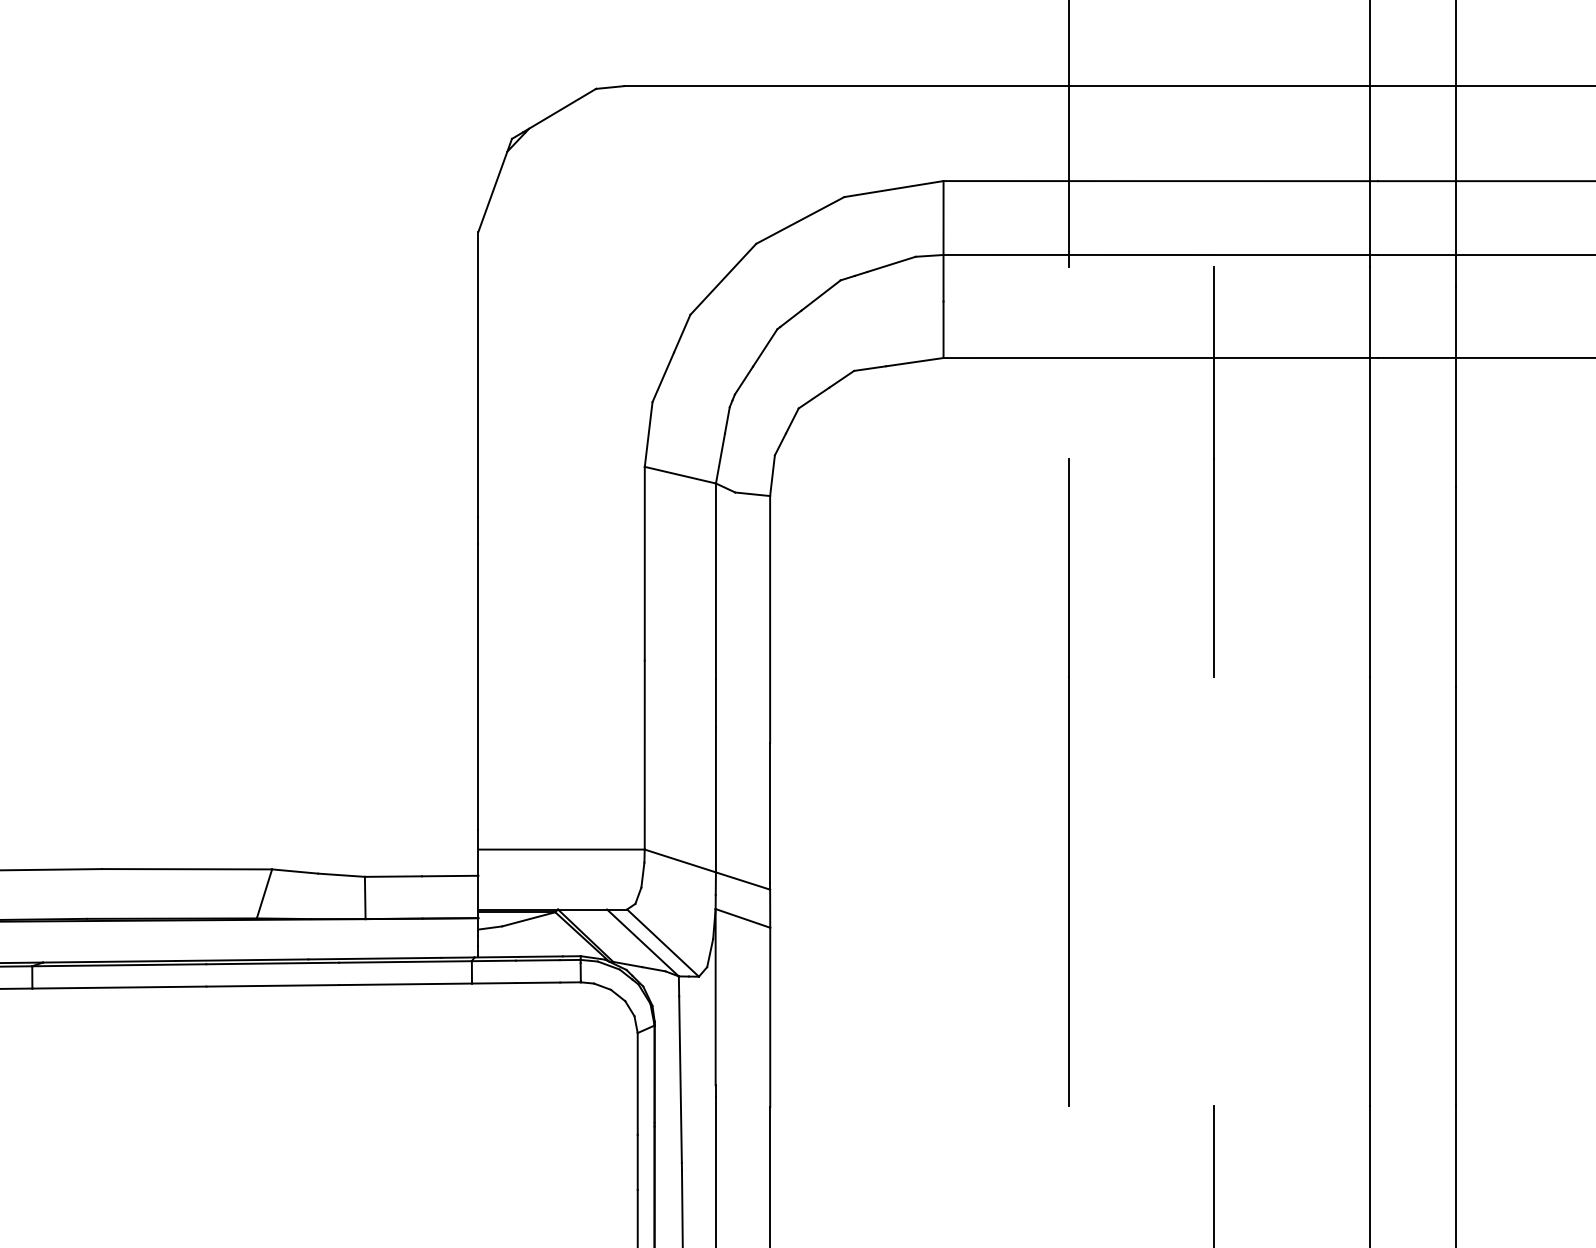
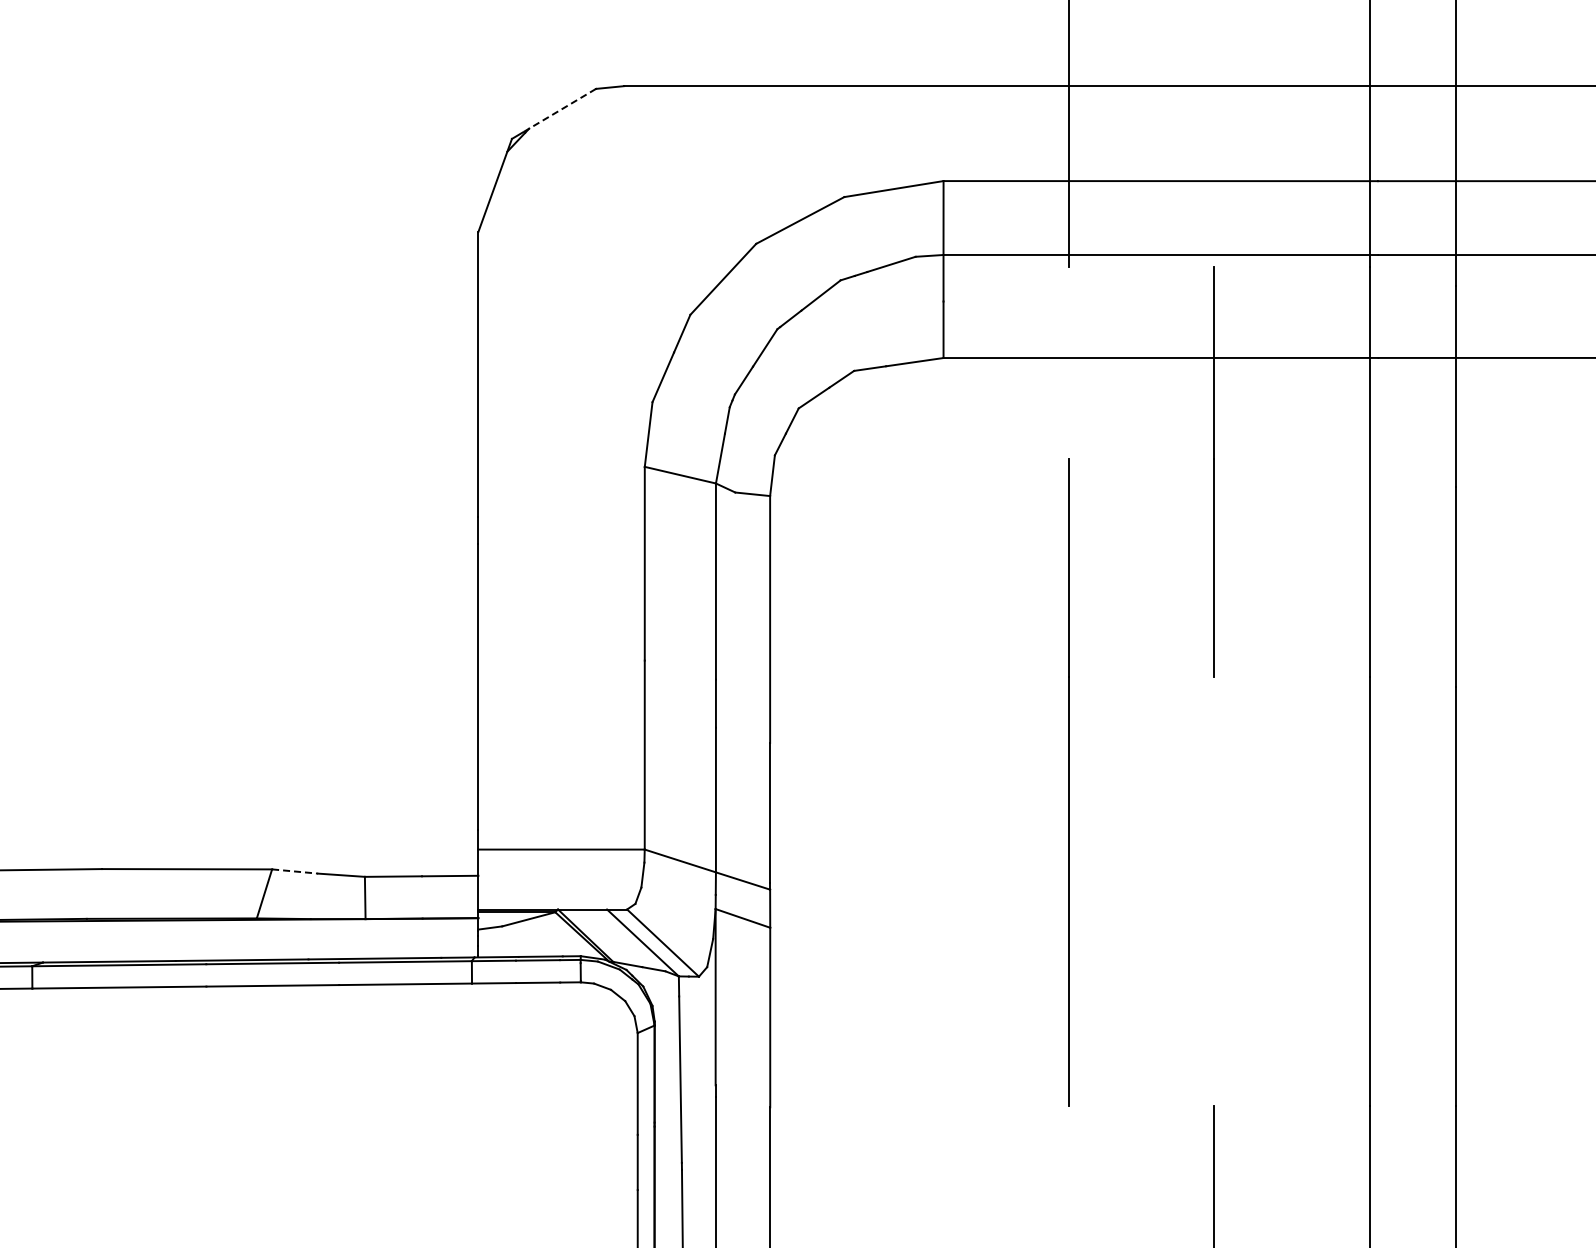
line: solid -> dashed (559, 110)
line: solid -> dashed (295, 871)
